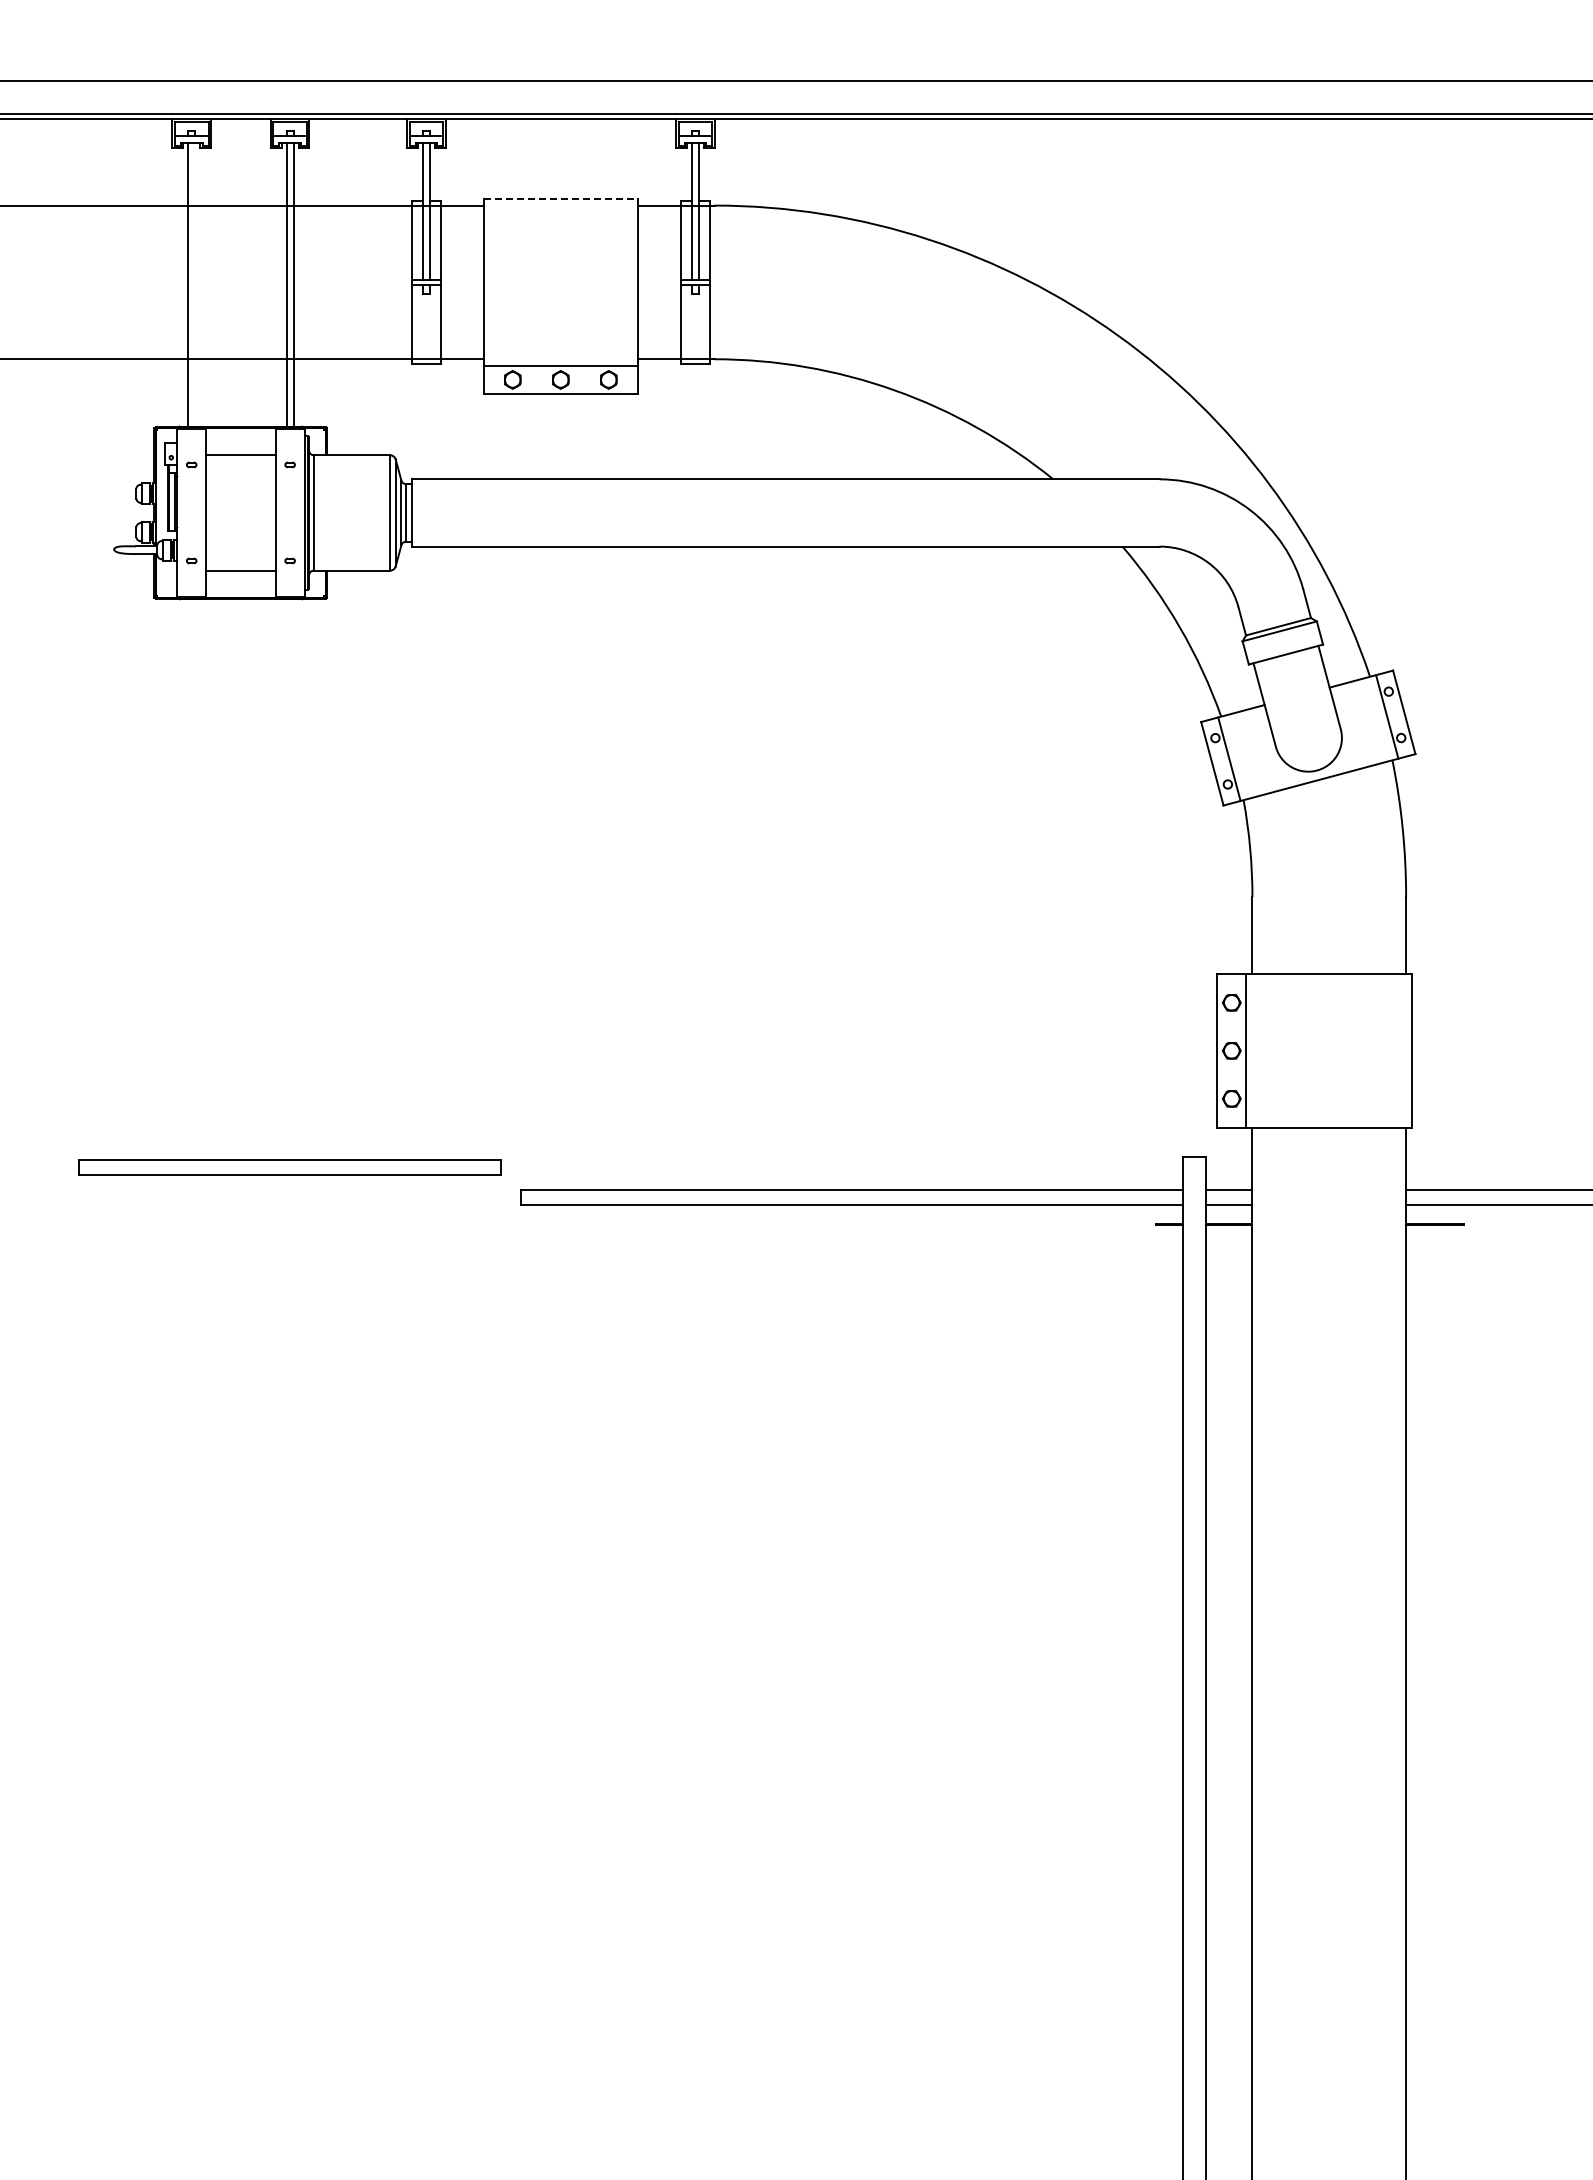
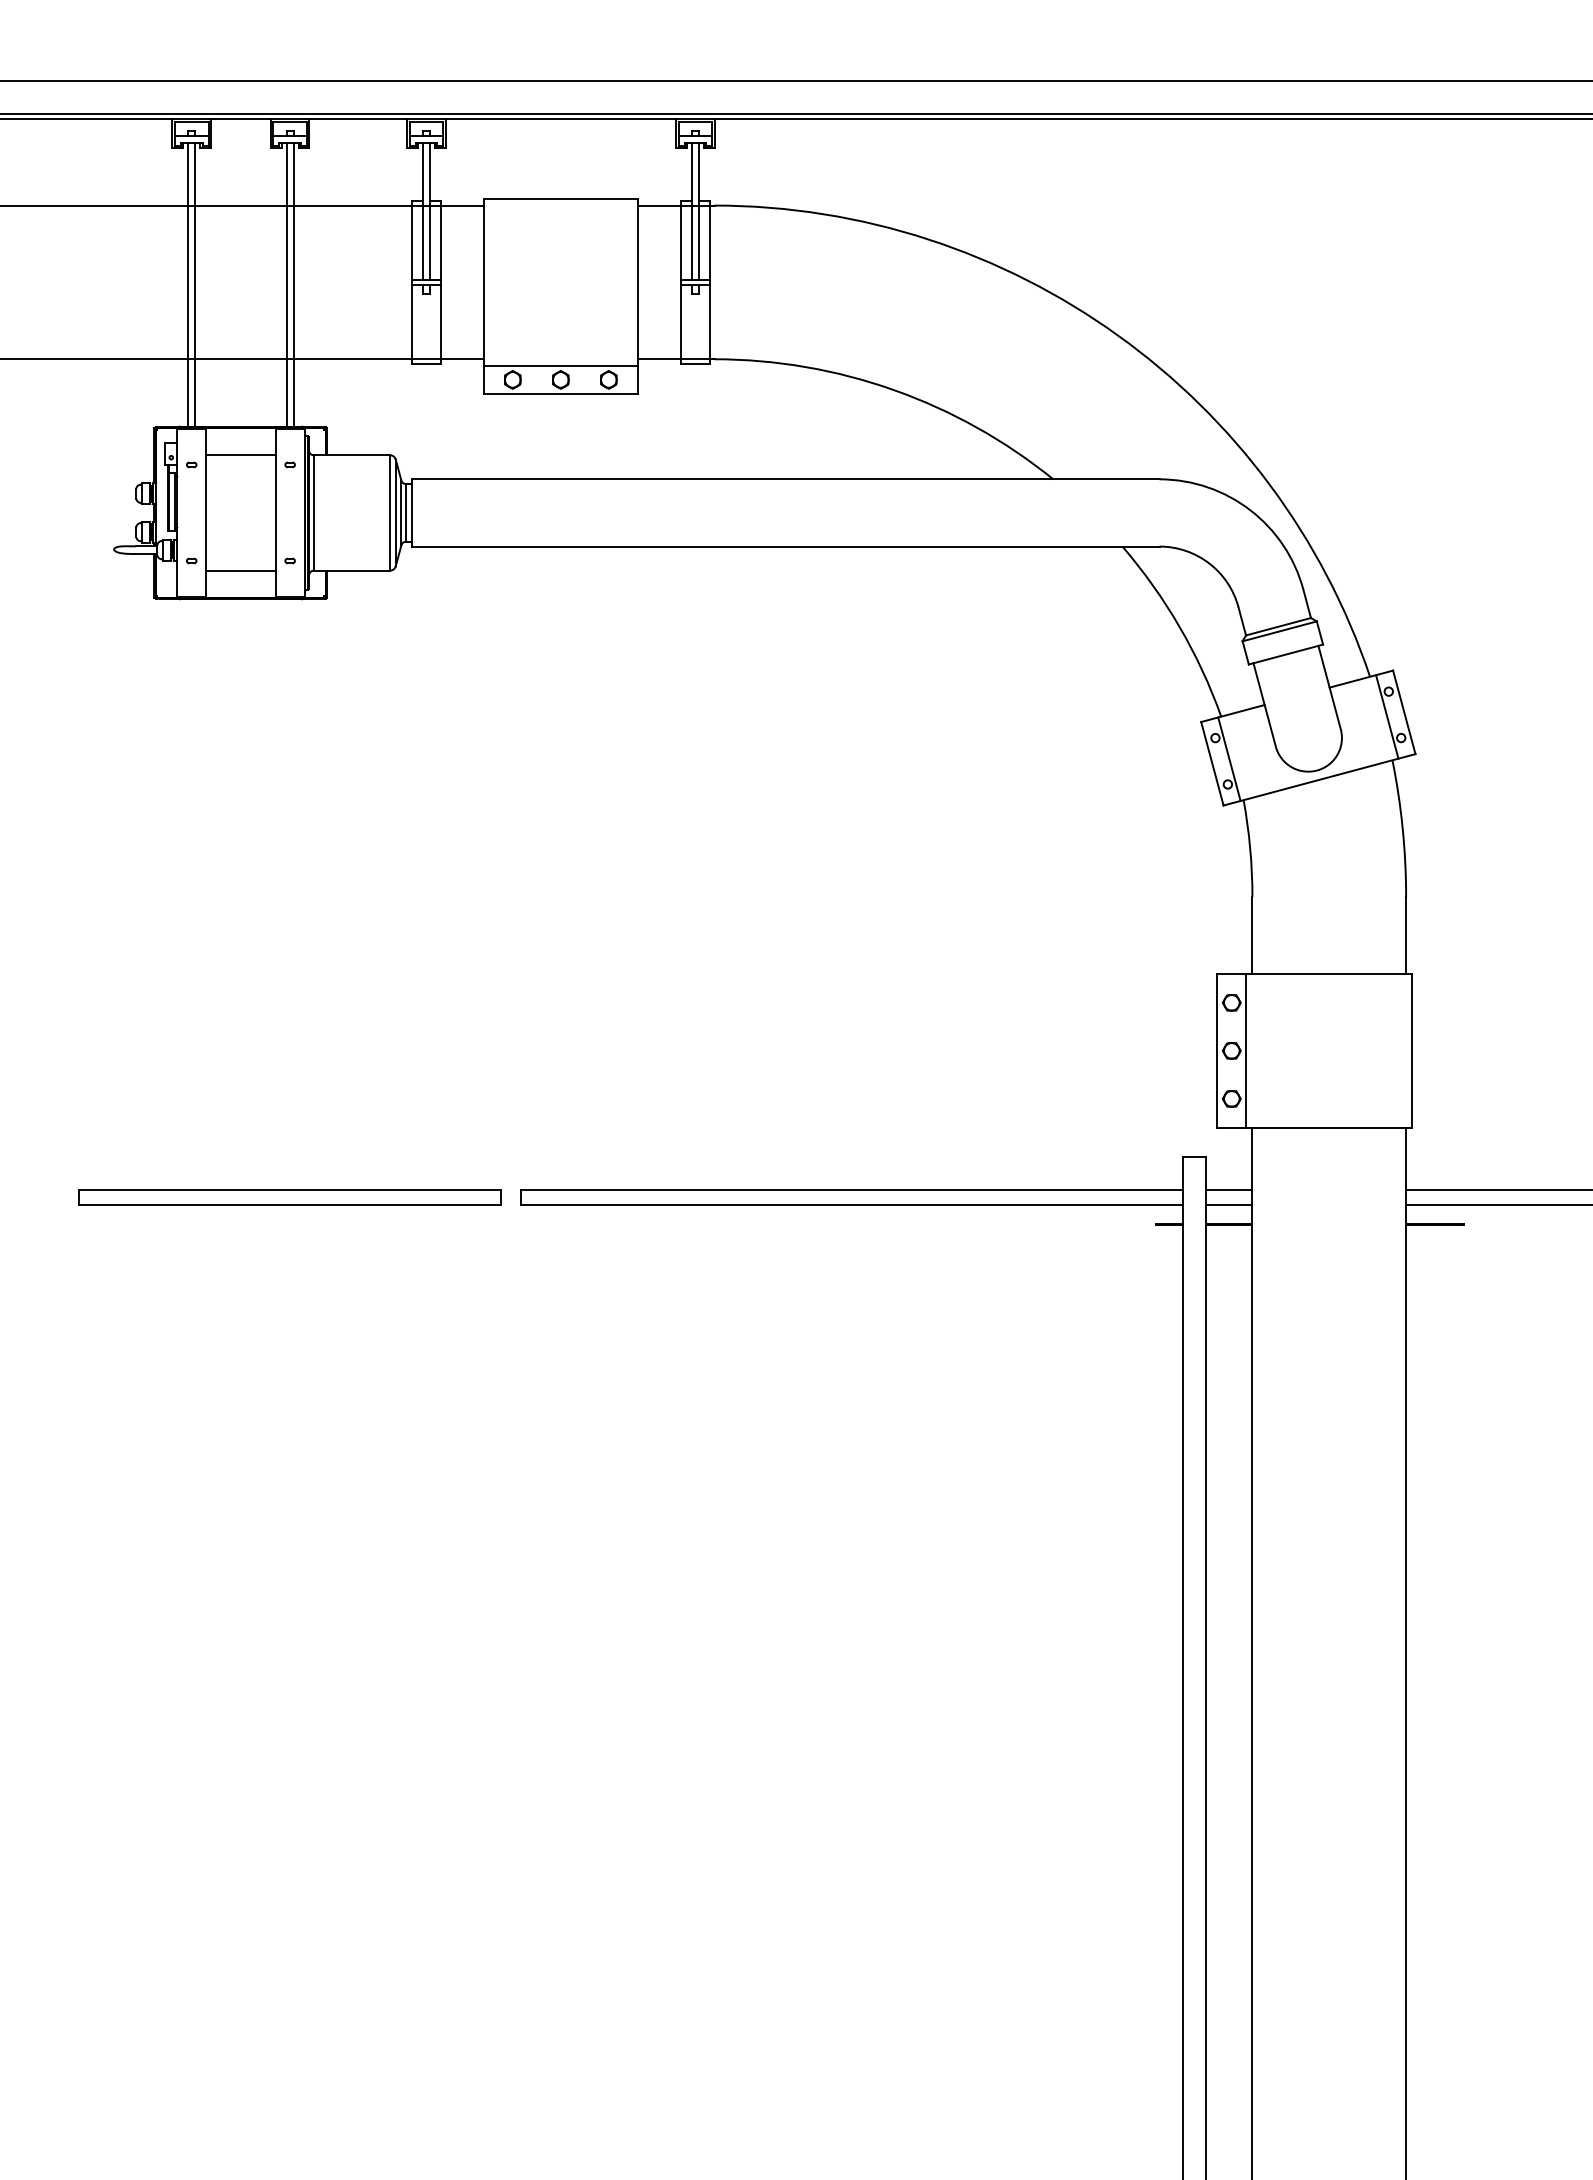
line: dashed -> solid (560, 199)
line: none -> present (195, 284)
part position: (289, 1167) -> (289, 1197) (289, 1197)
